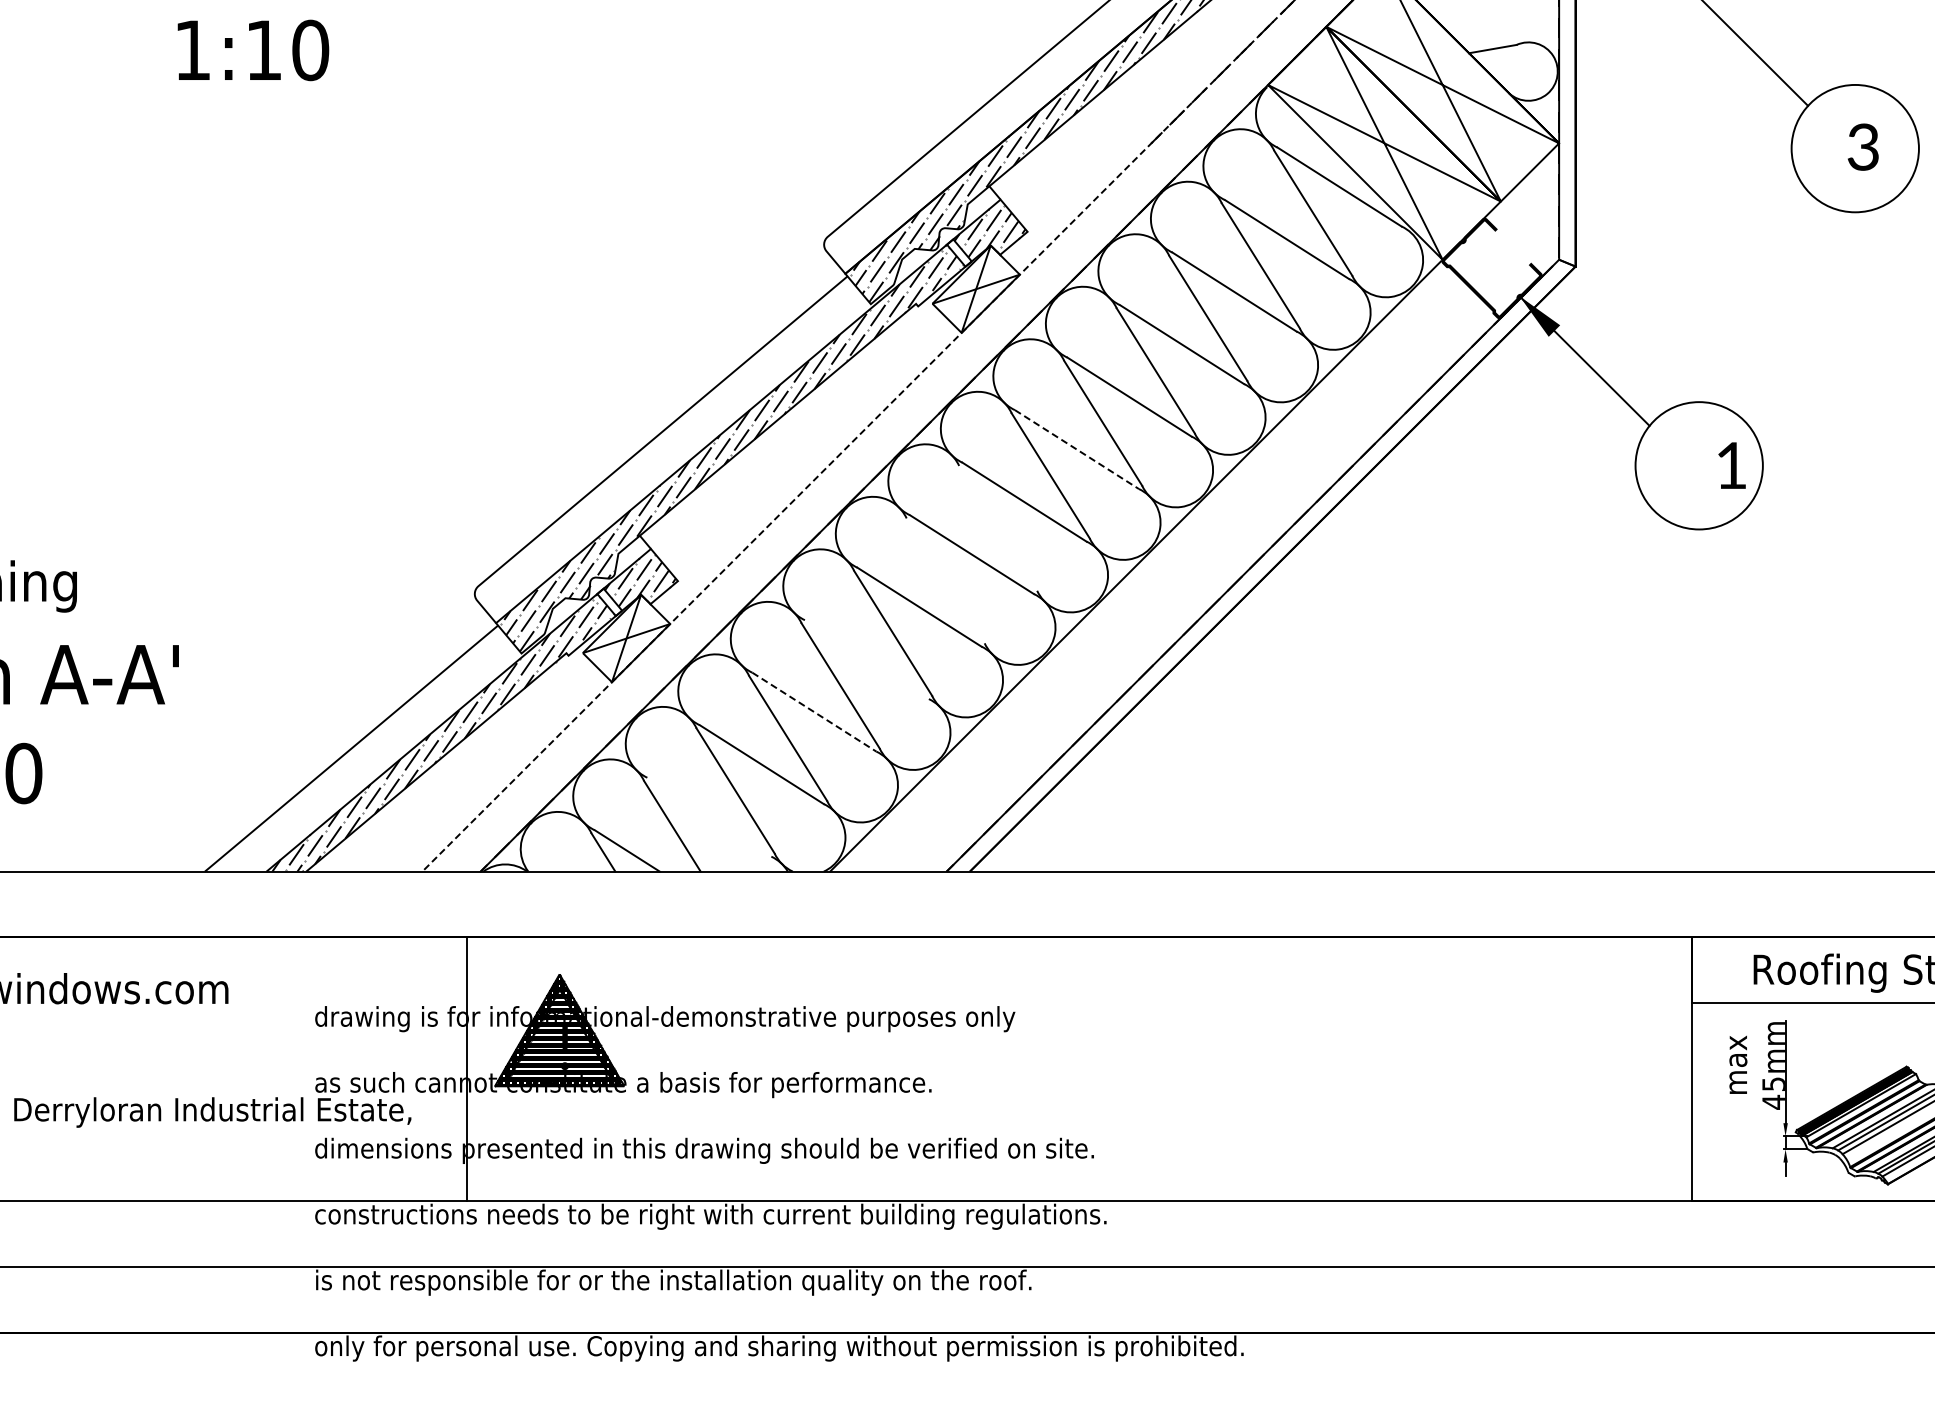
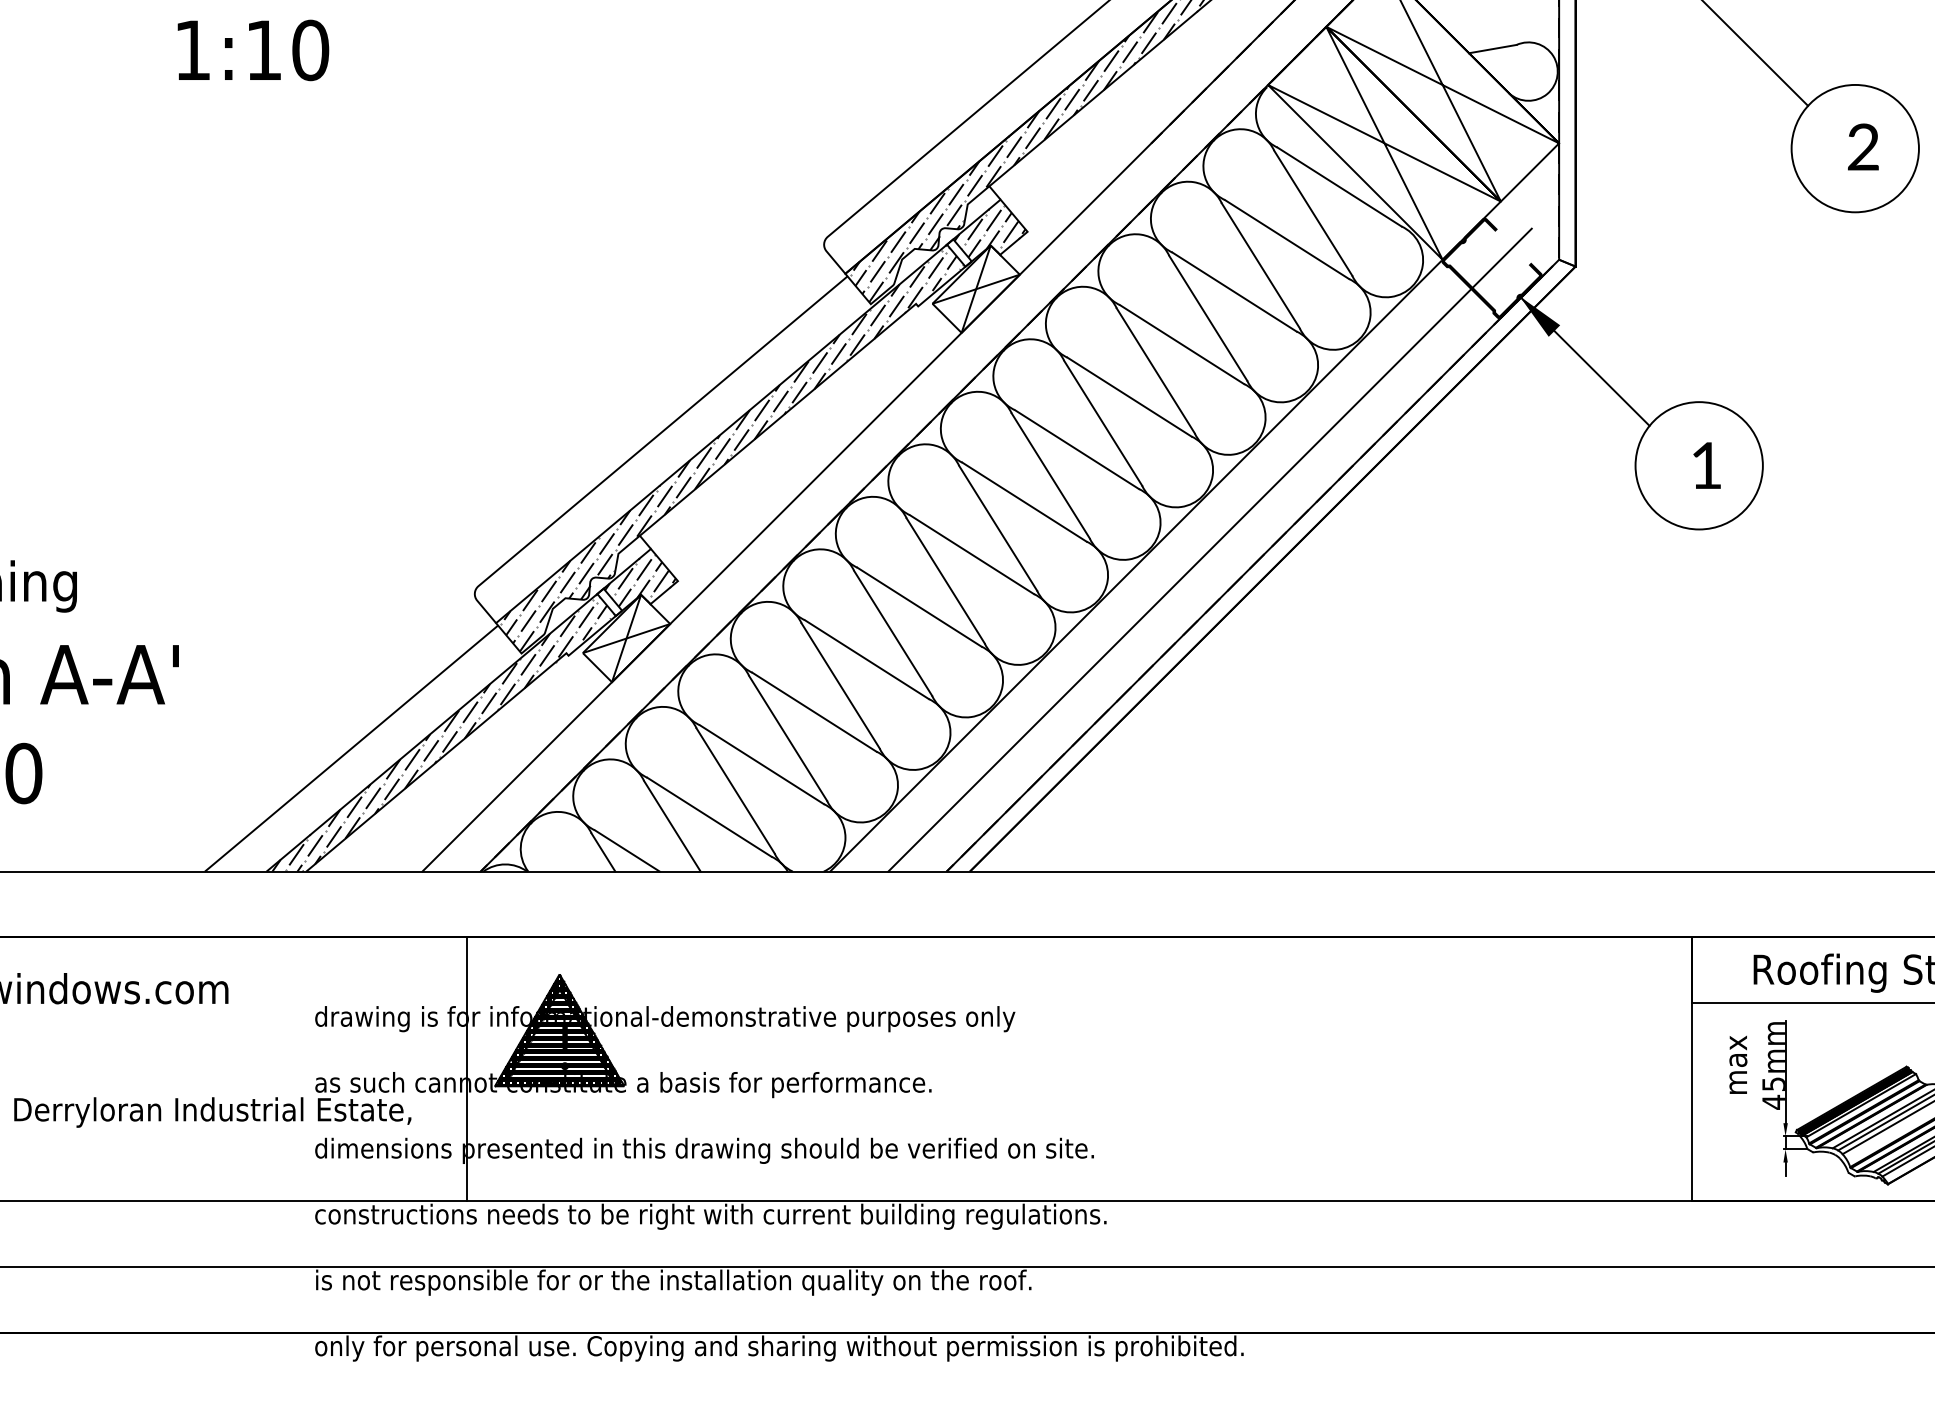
text: 3 -> 2 (1862, 147)
line: dashed -> solid (858, 436)
line: dashed -> solid (1077, 449)
text position: (1731, 465) -> (1706, 465) (1706, 465)
line: none -> present (998, 527)
line: none -> present (1209, 549)
line: none -> present (945, 580)
line: none -> present (866, 659)
line: dashed -> solid (814, 712)
line: none -> present (709, 816)
